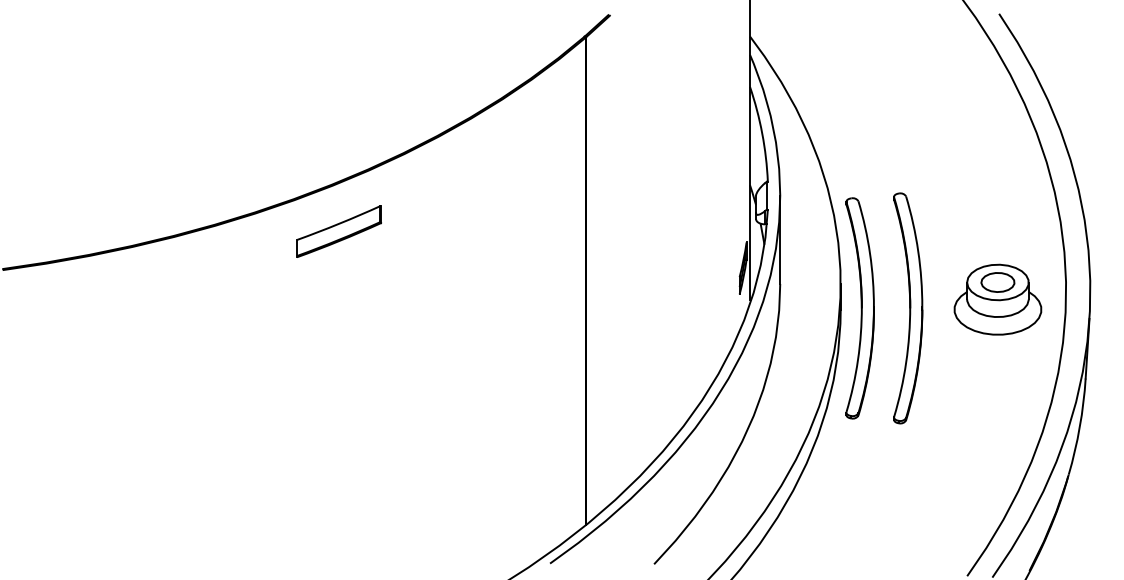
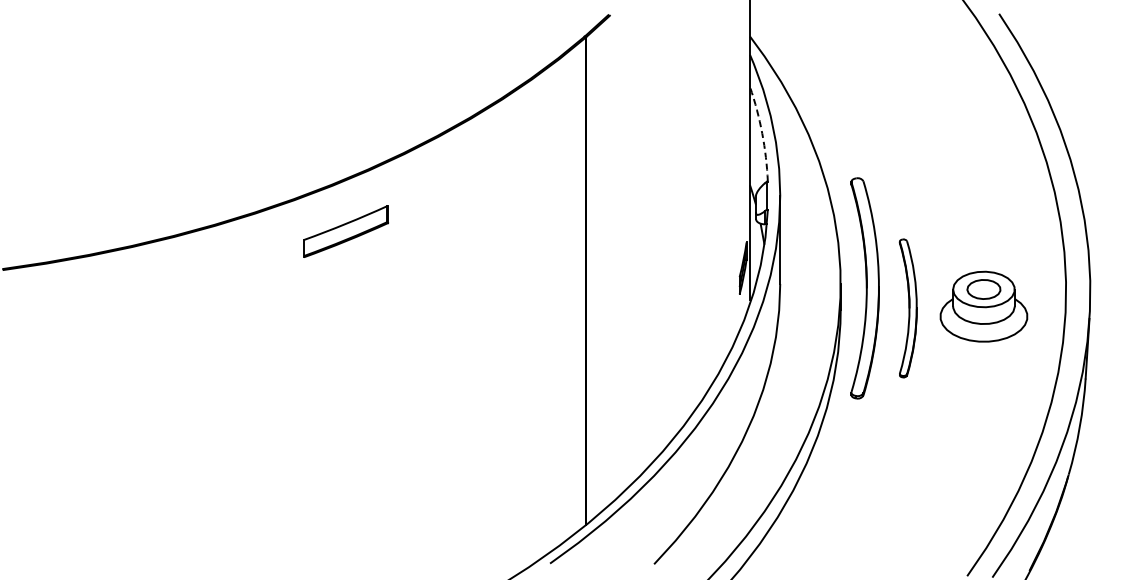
arc: solid -> dashed (762, 133)
part position: (338, 231) -> (345, 231) (345, 231)
part position: (997, 299) -> (983, 306) (983, 306)
part position: (859, 308) -> (864, 288) (864, 288)
part size: 31x233 px -> 20x141 px (907, 308)
